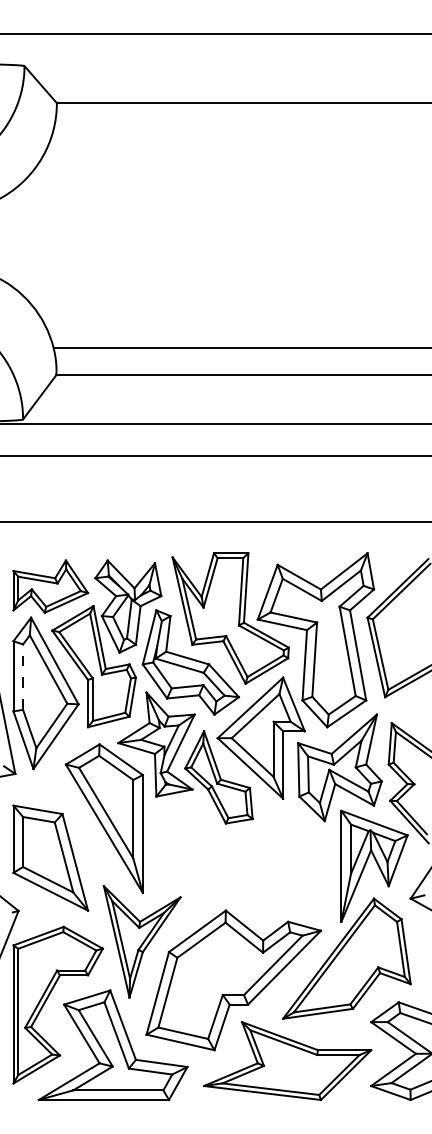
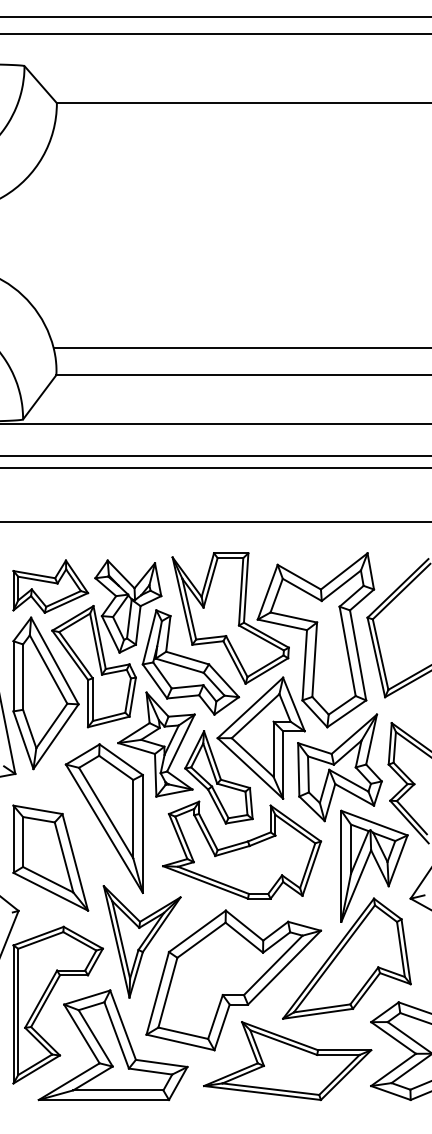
line: none -> present (215, 16)
line: none -> present (215, 468)
line: dashed -> solid (23, 677)
part: none -> present (242, 849)
